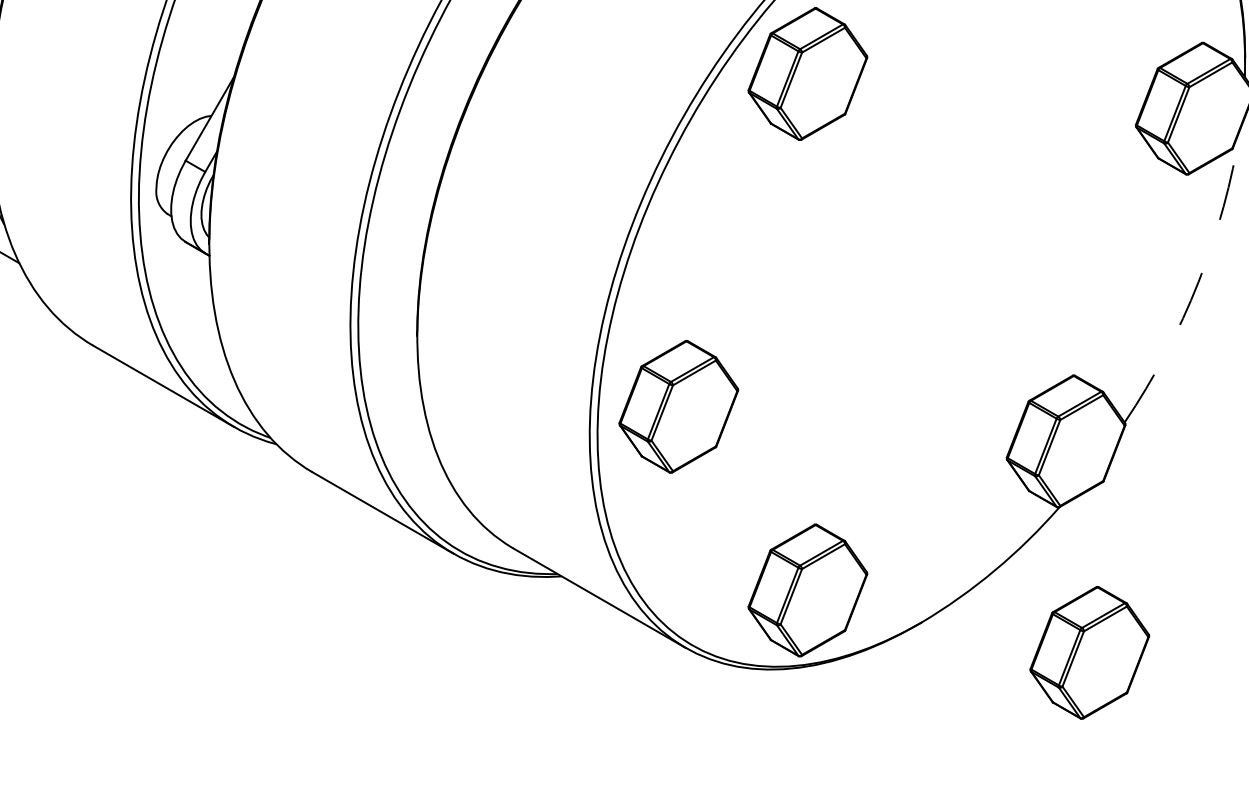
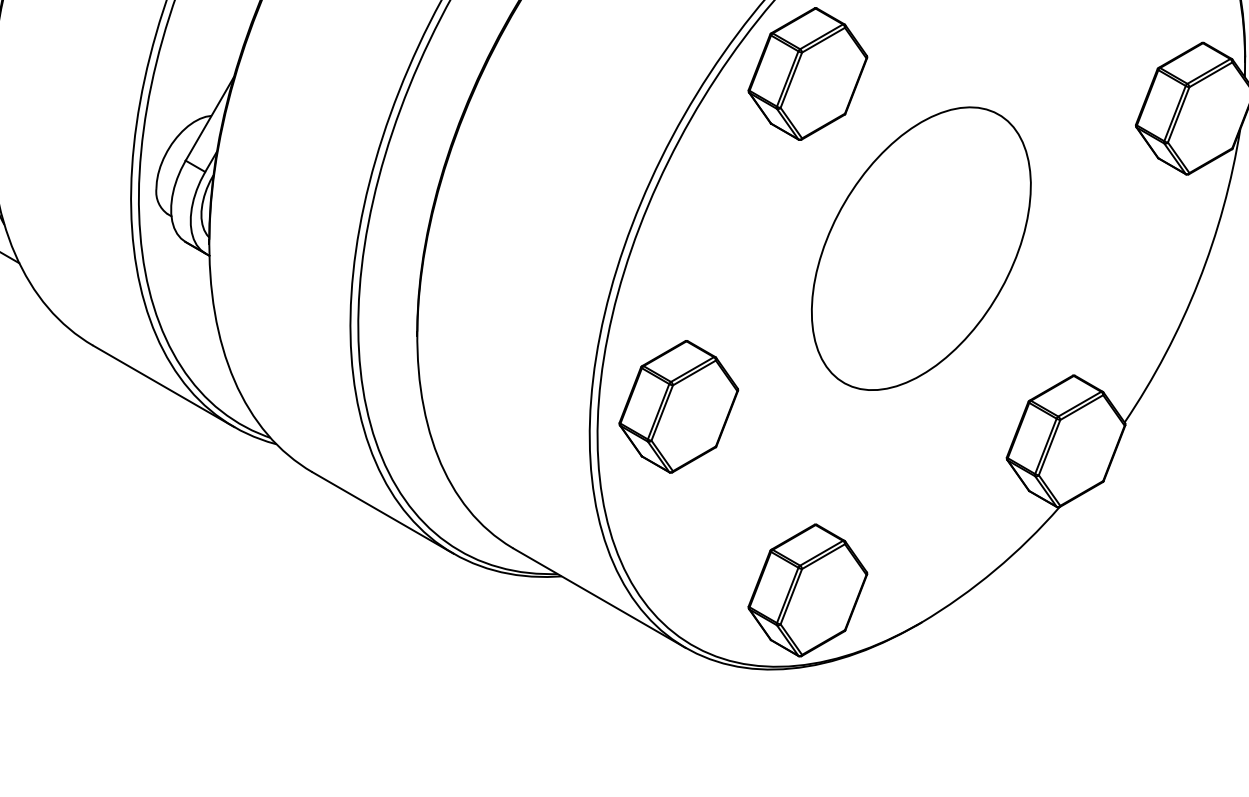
part: none -> present (921, 248)
arc: dashed -> solid (1198, 282)
part: present -> none (1089, 652)
